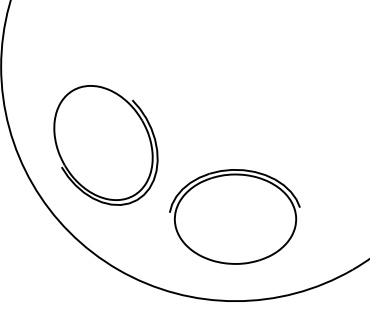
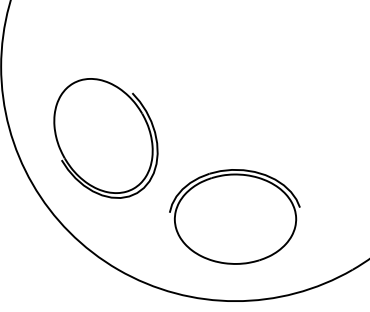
part position: (105, 145) -> (105, 138) (105, 138)
